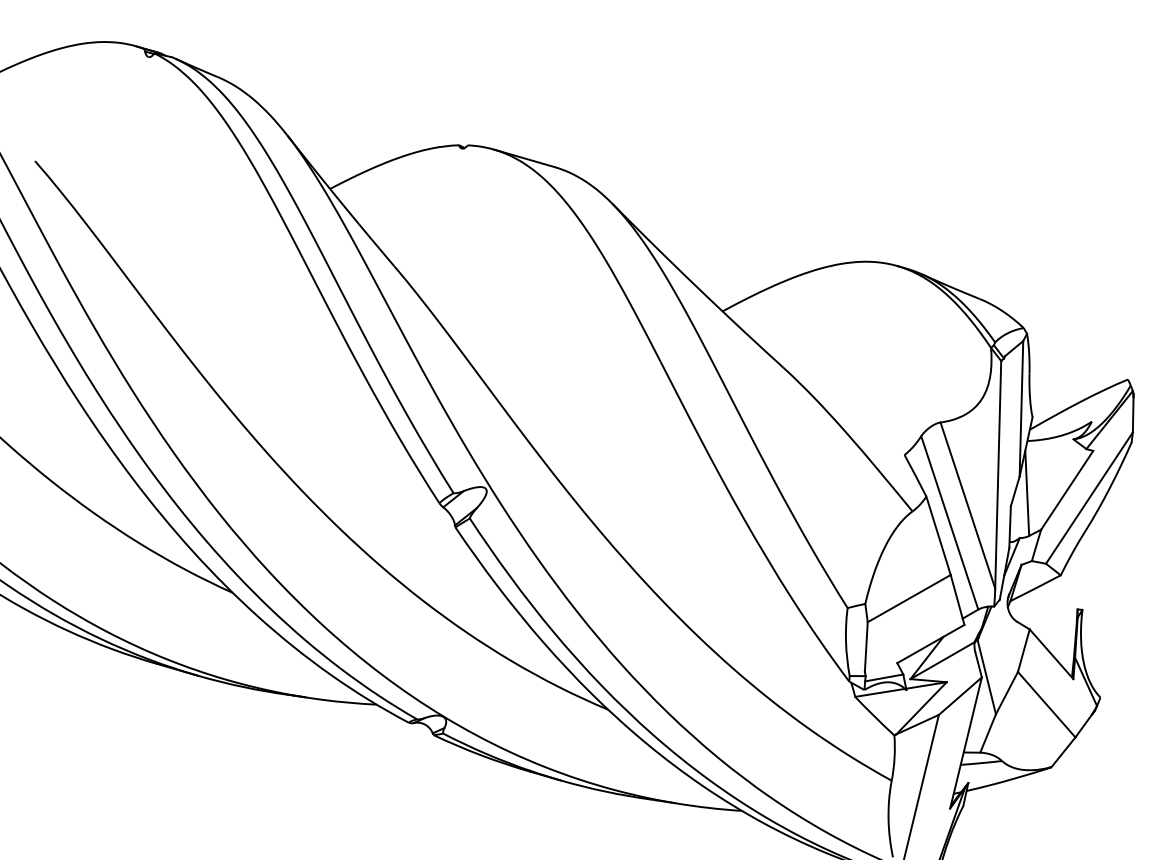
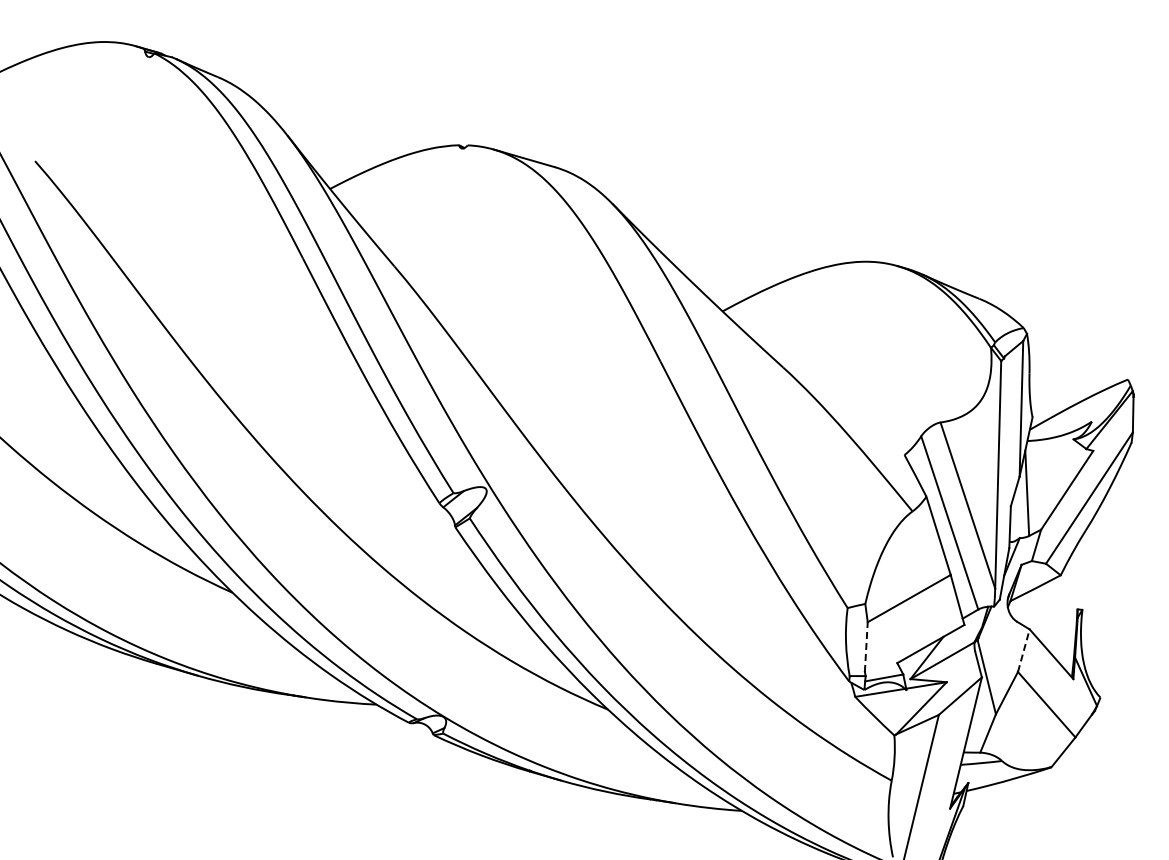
line: solid -> dashed (866, 647)
line: solid -> dashed (1023, 650)
